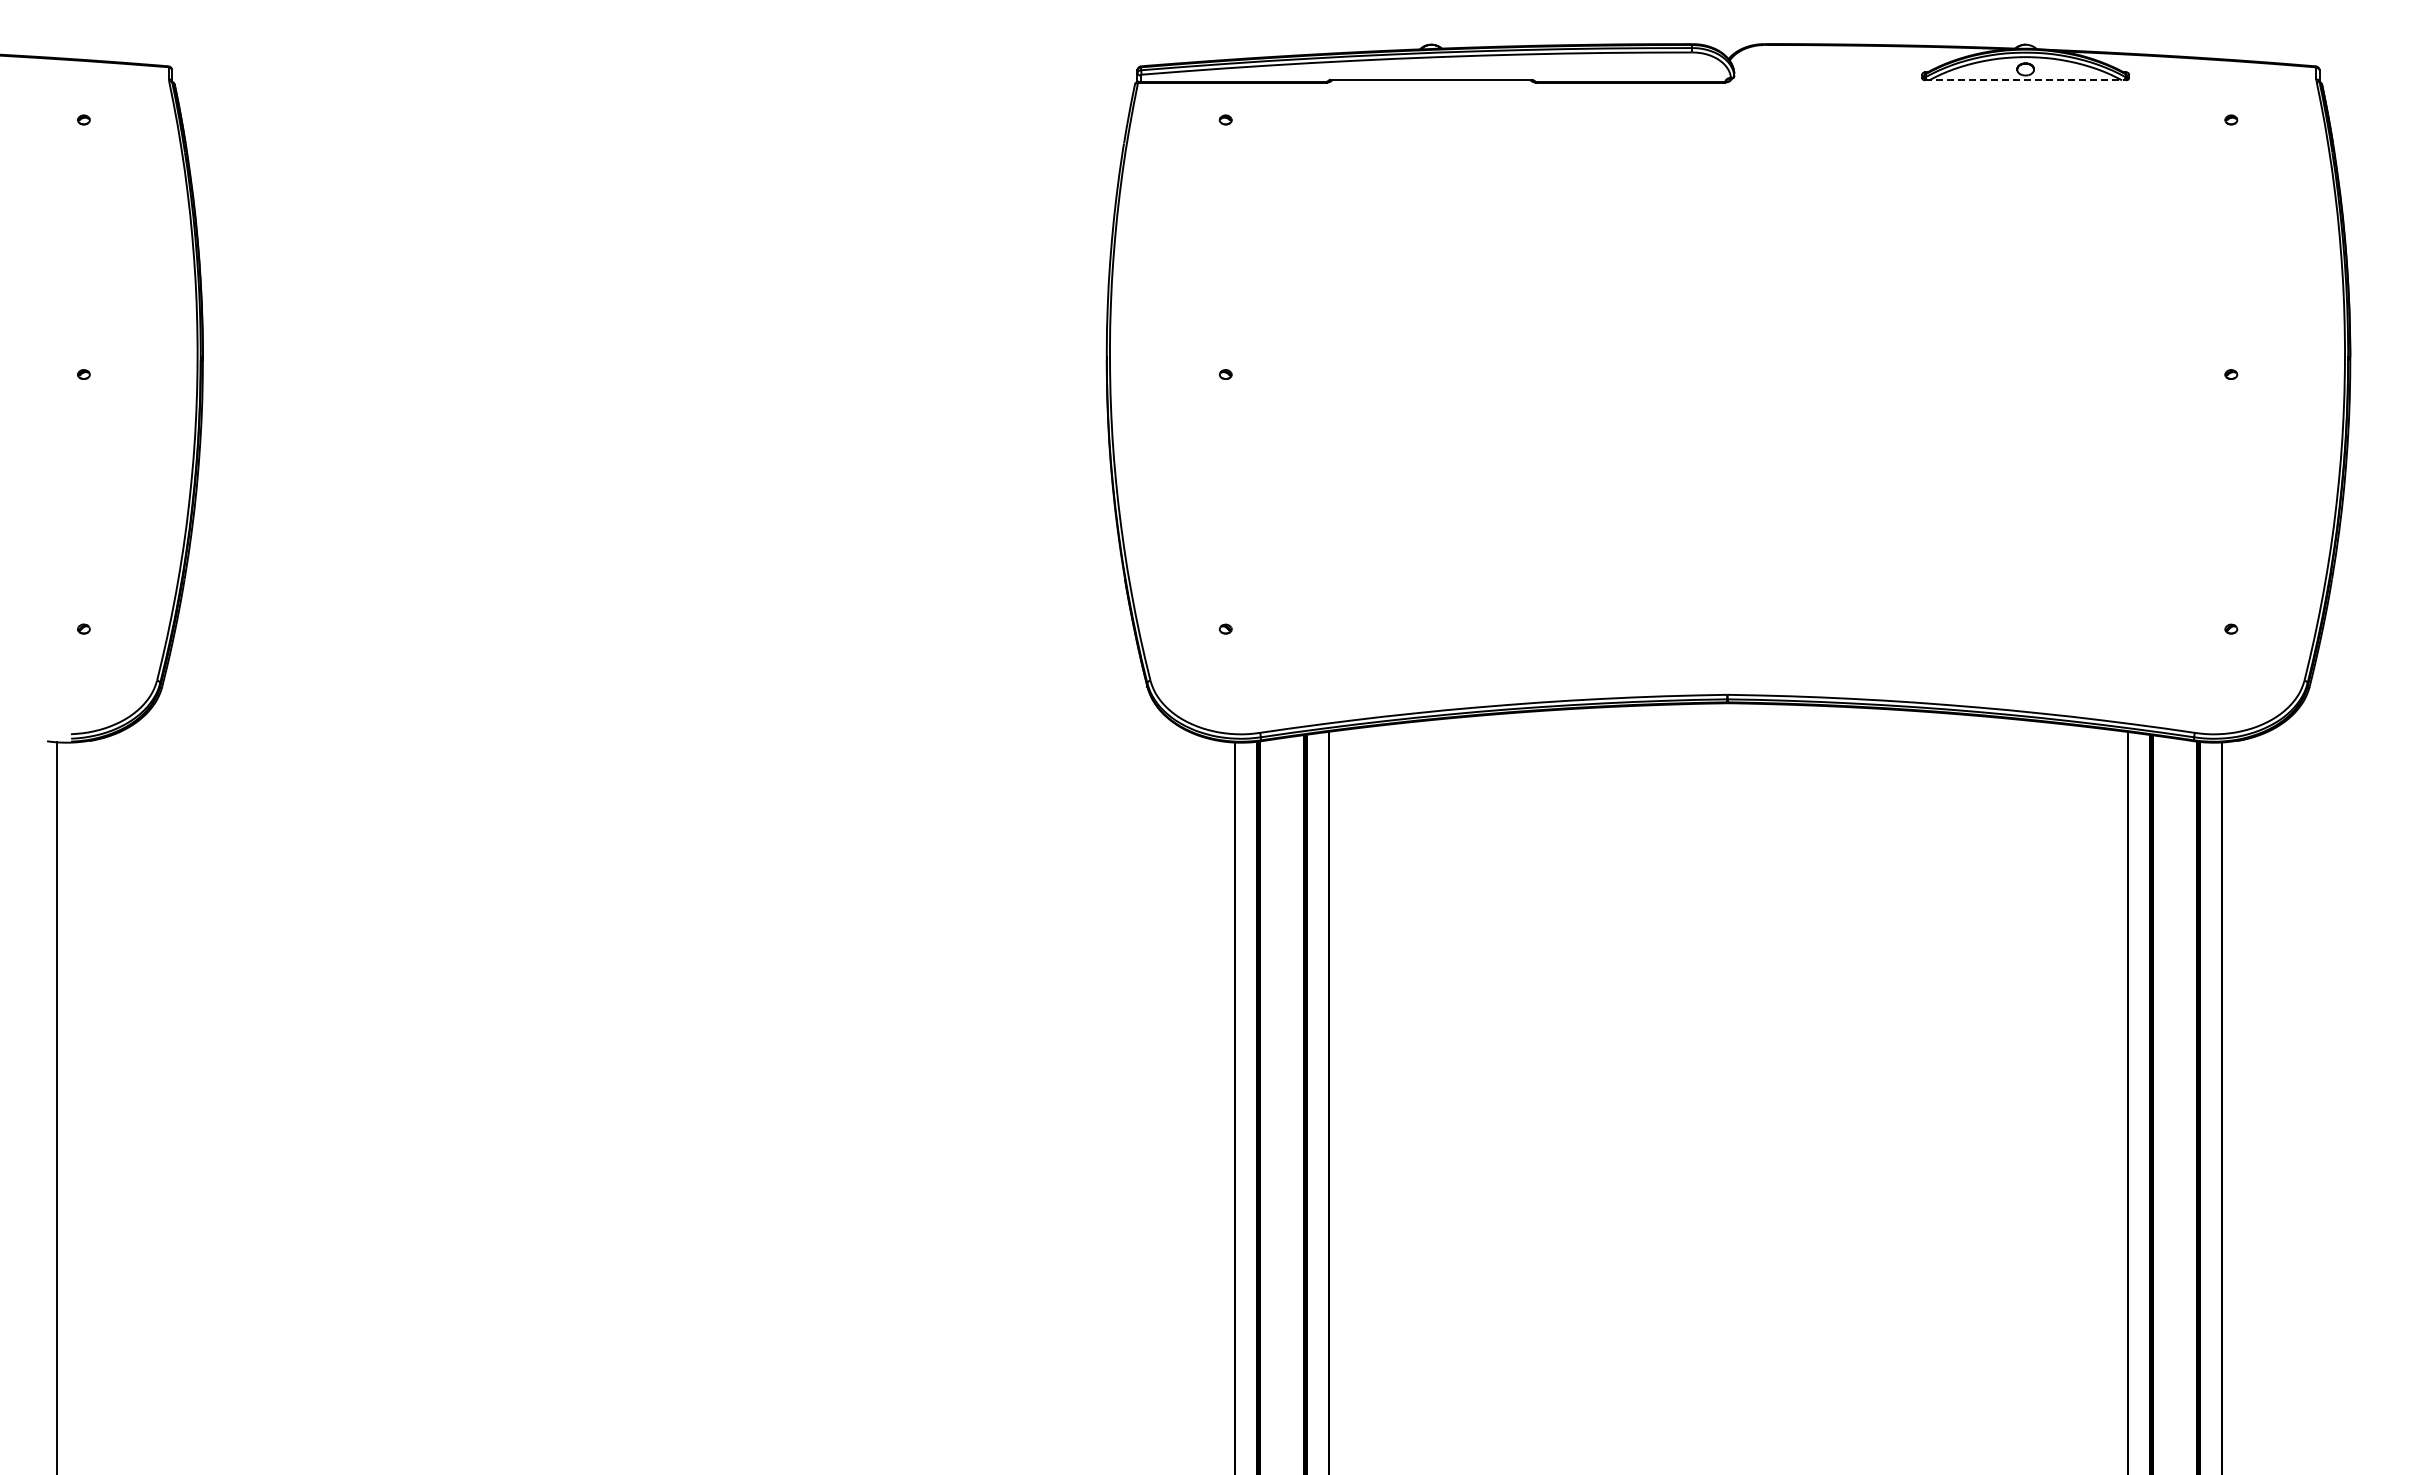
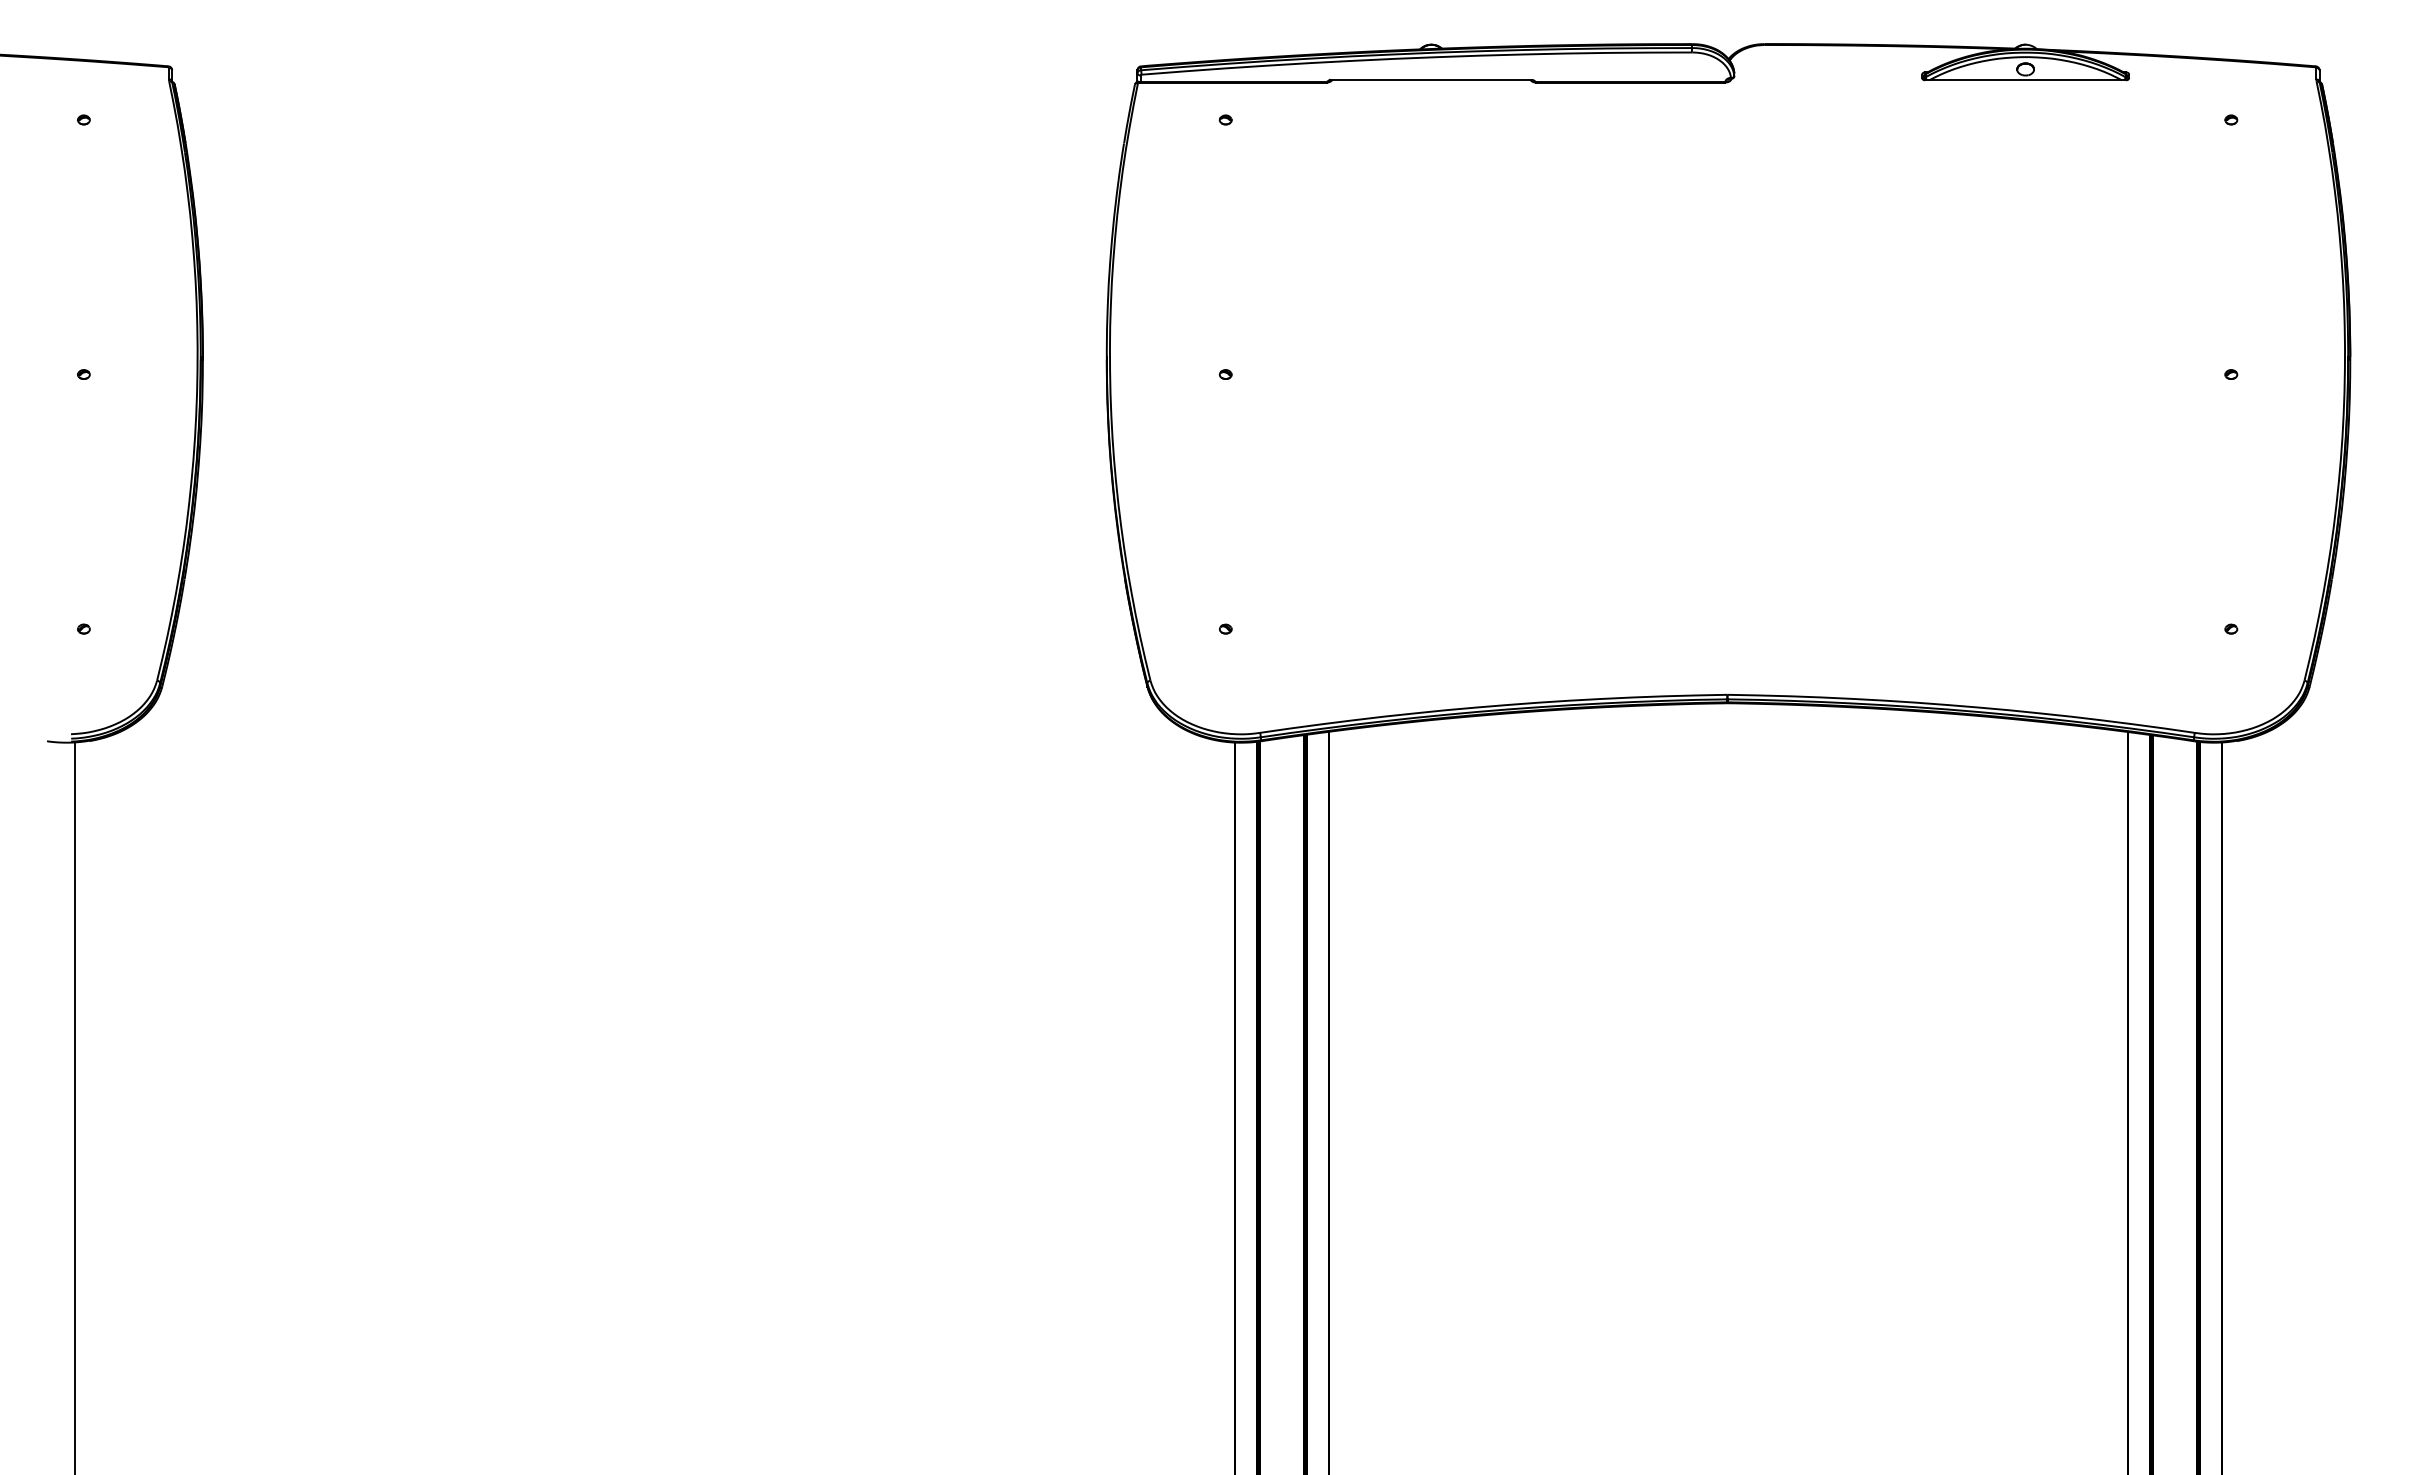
line: dashed -> solid (2026, 80)
line position: (56, 1106) -> (74, 1106) (74, 1106)
